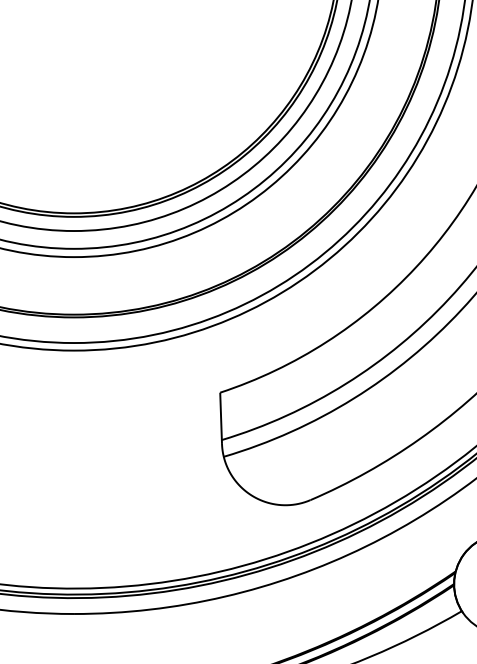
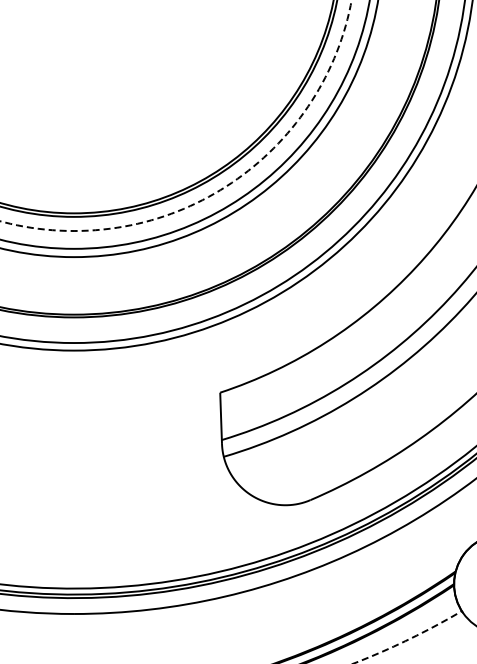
circle: solid -> dashed (175, 115)
arc: solid -> dashed (408, 639)
